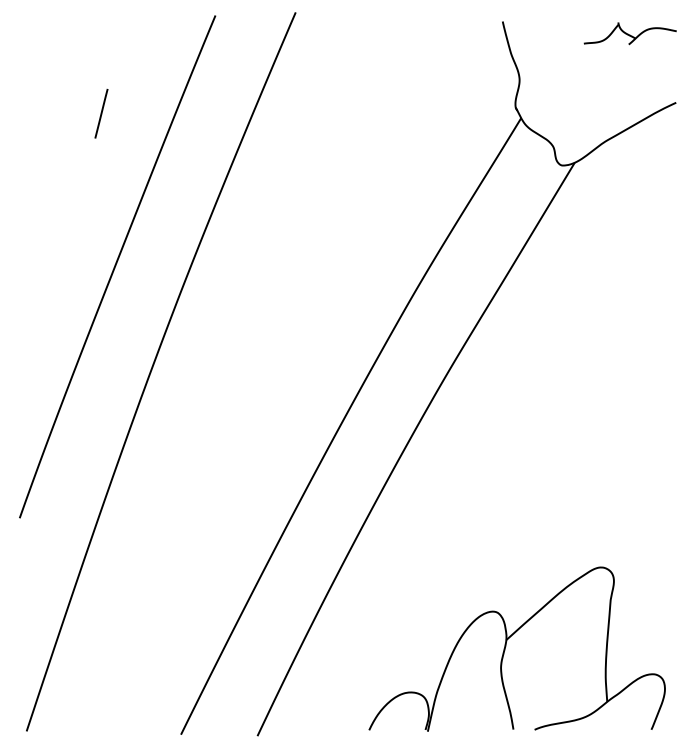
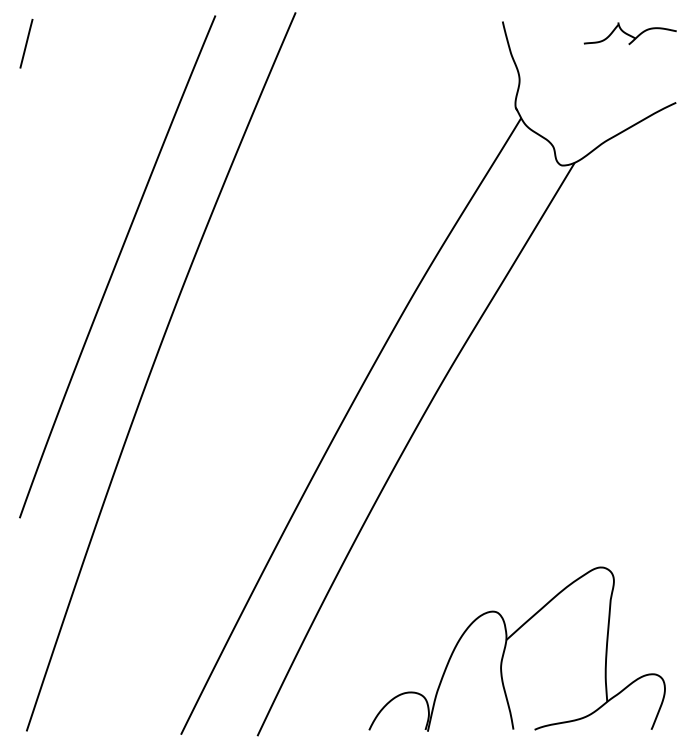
line position: (101, 113) -> (26, 43) (26, 43)
